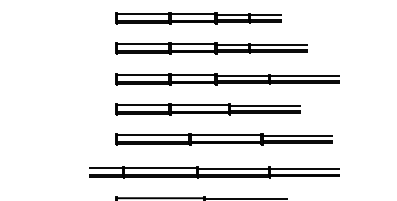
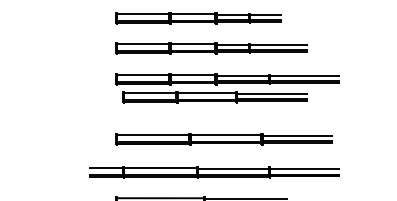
part position: (207, 109) -> (214, 97) (214, 97)
